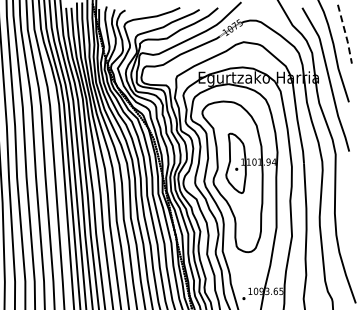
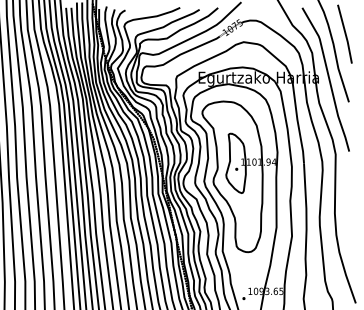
line: dashed -> solid (345, 35)
